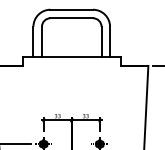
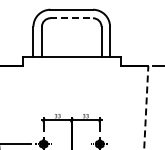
line: solid -> dashed (72, 18)
line: solid -> dashed (146, 107)
